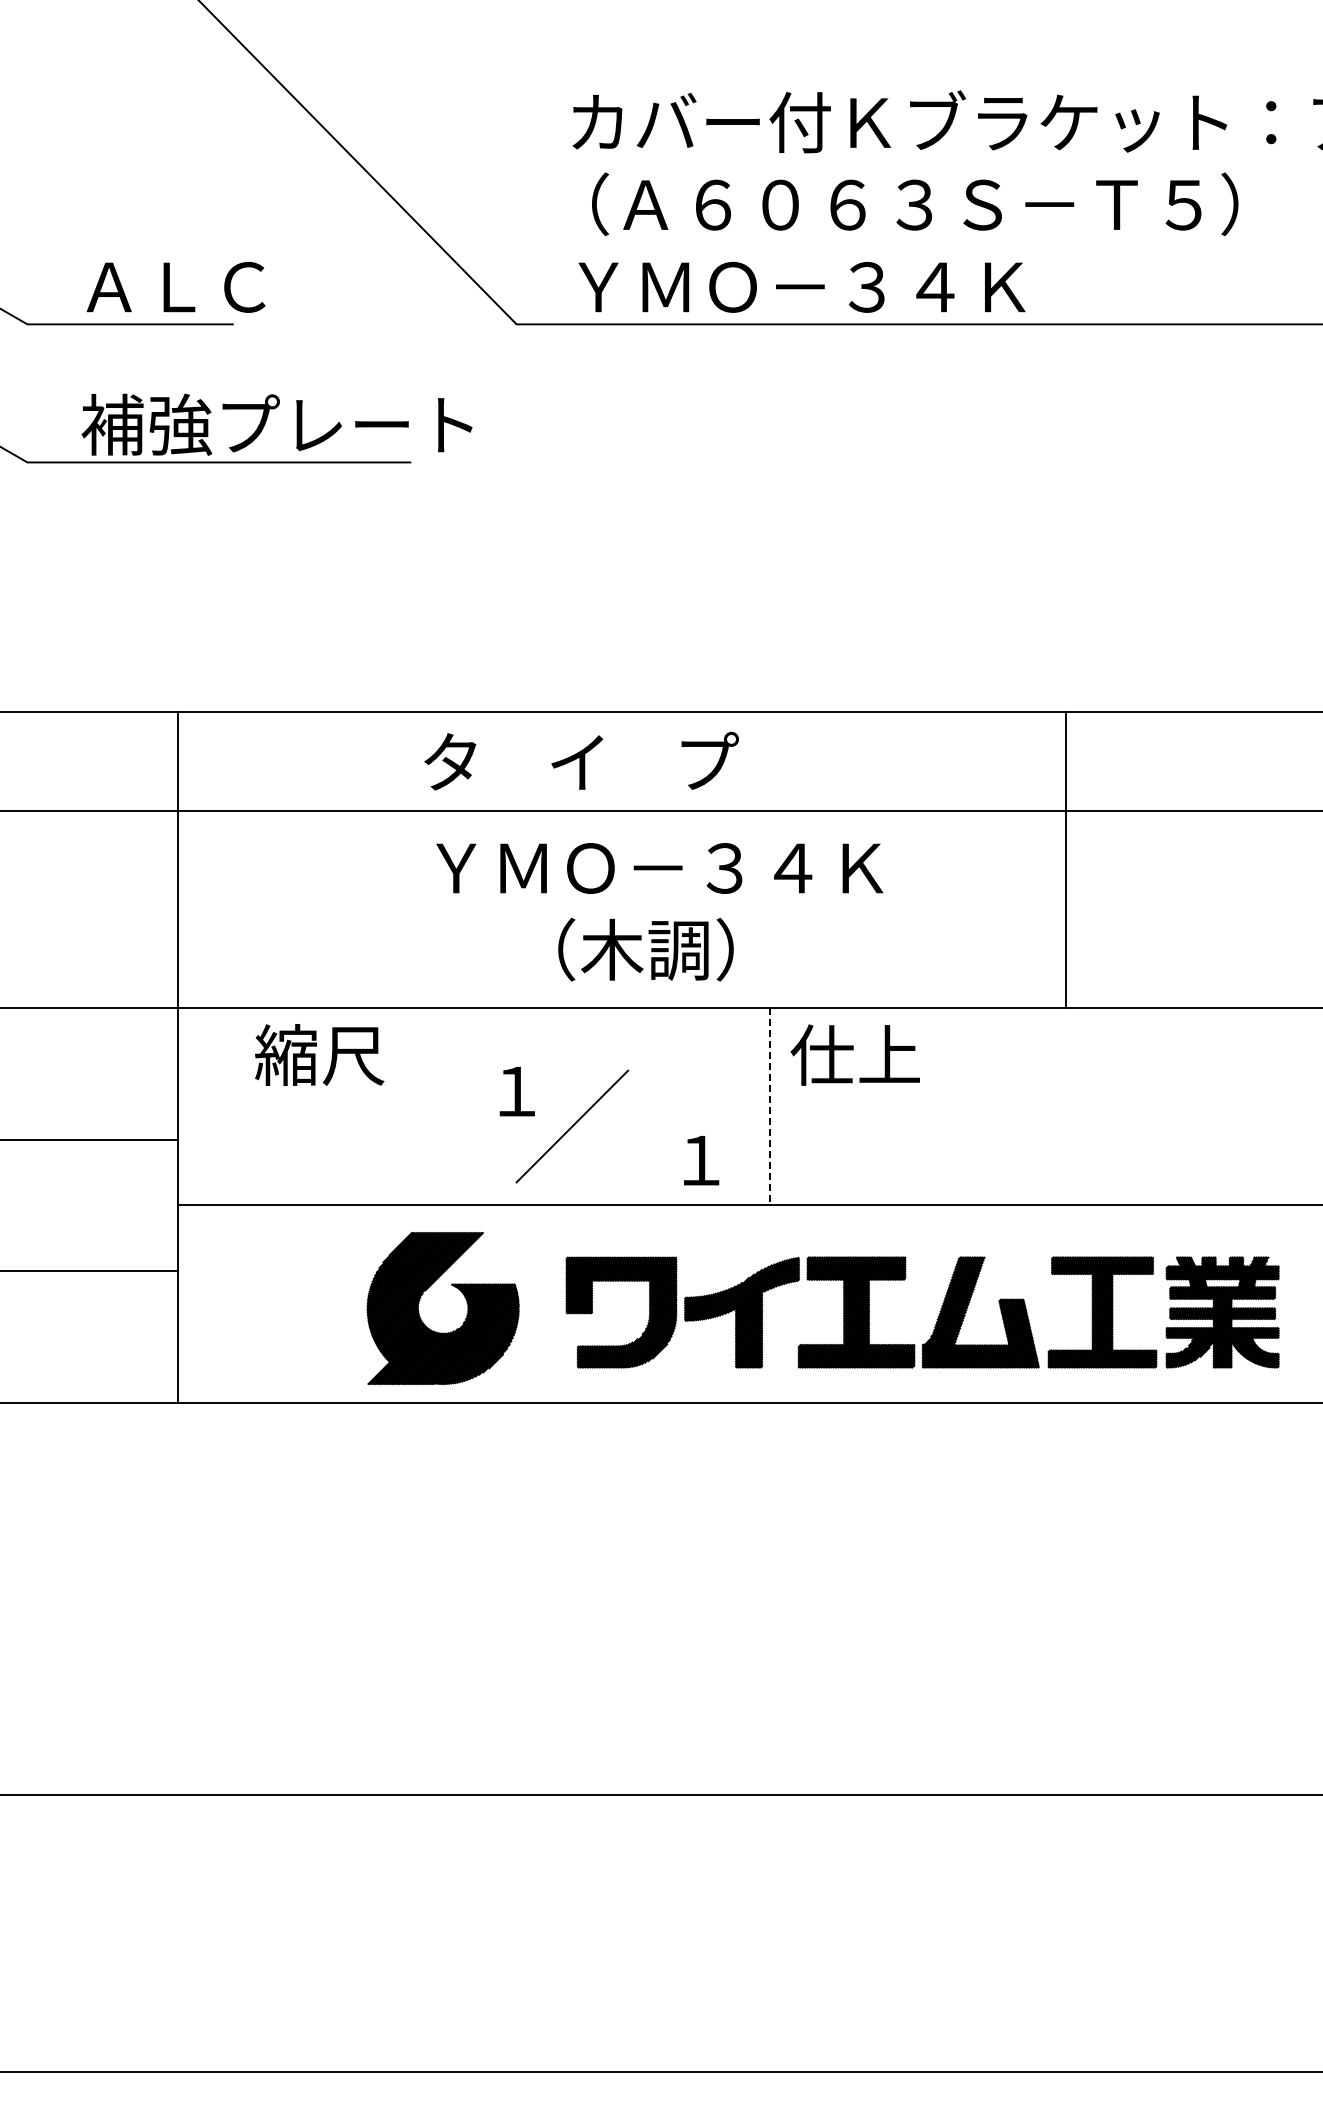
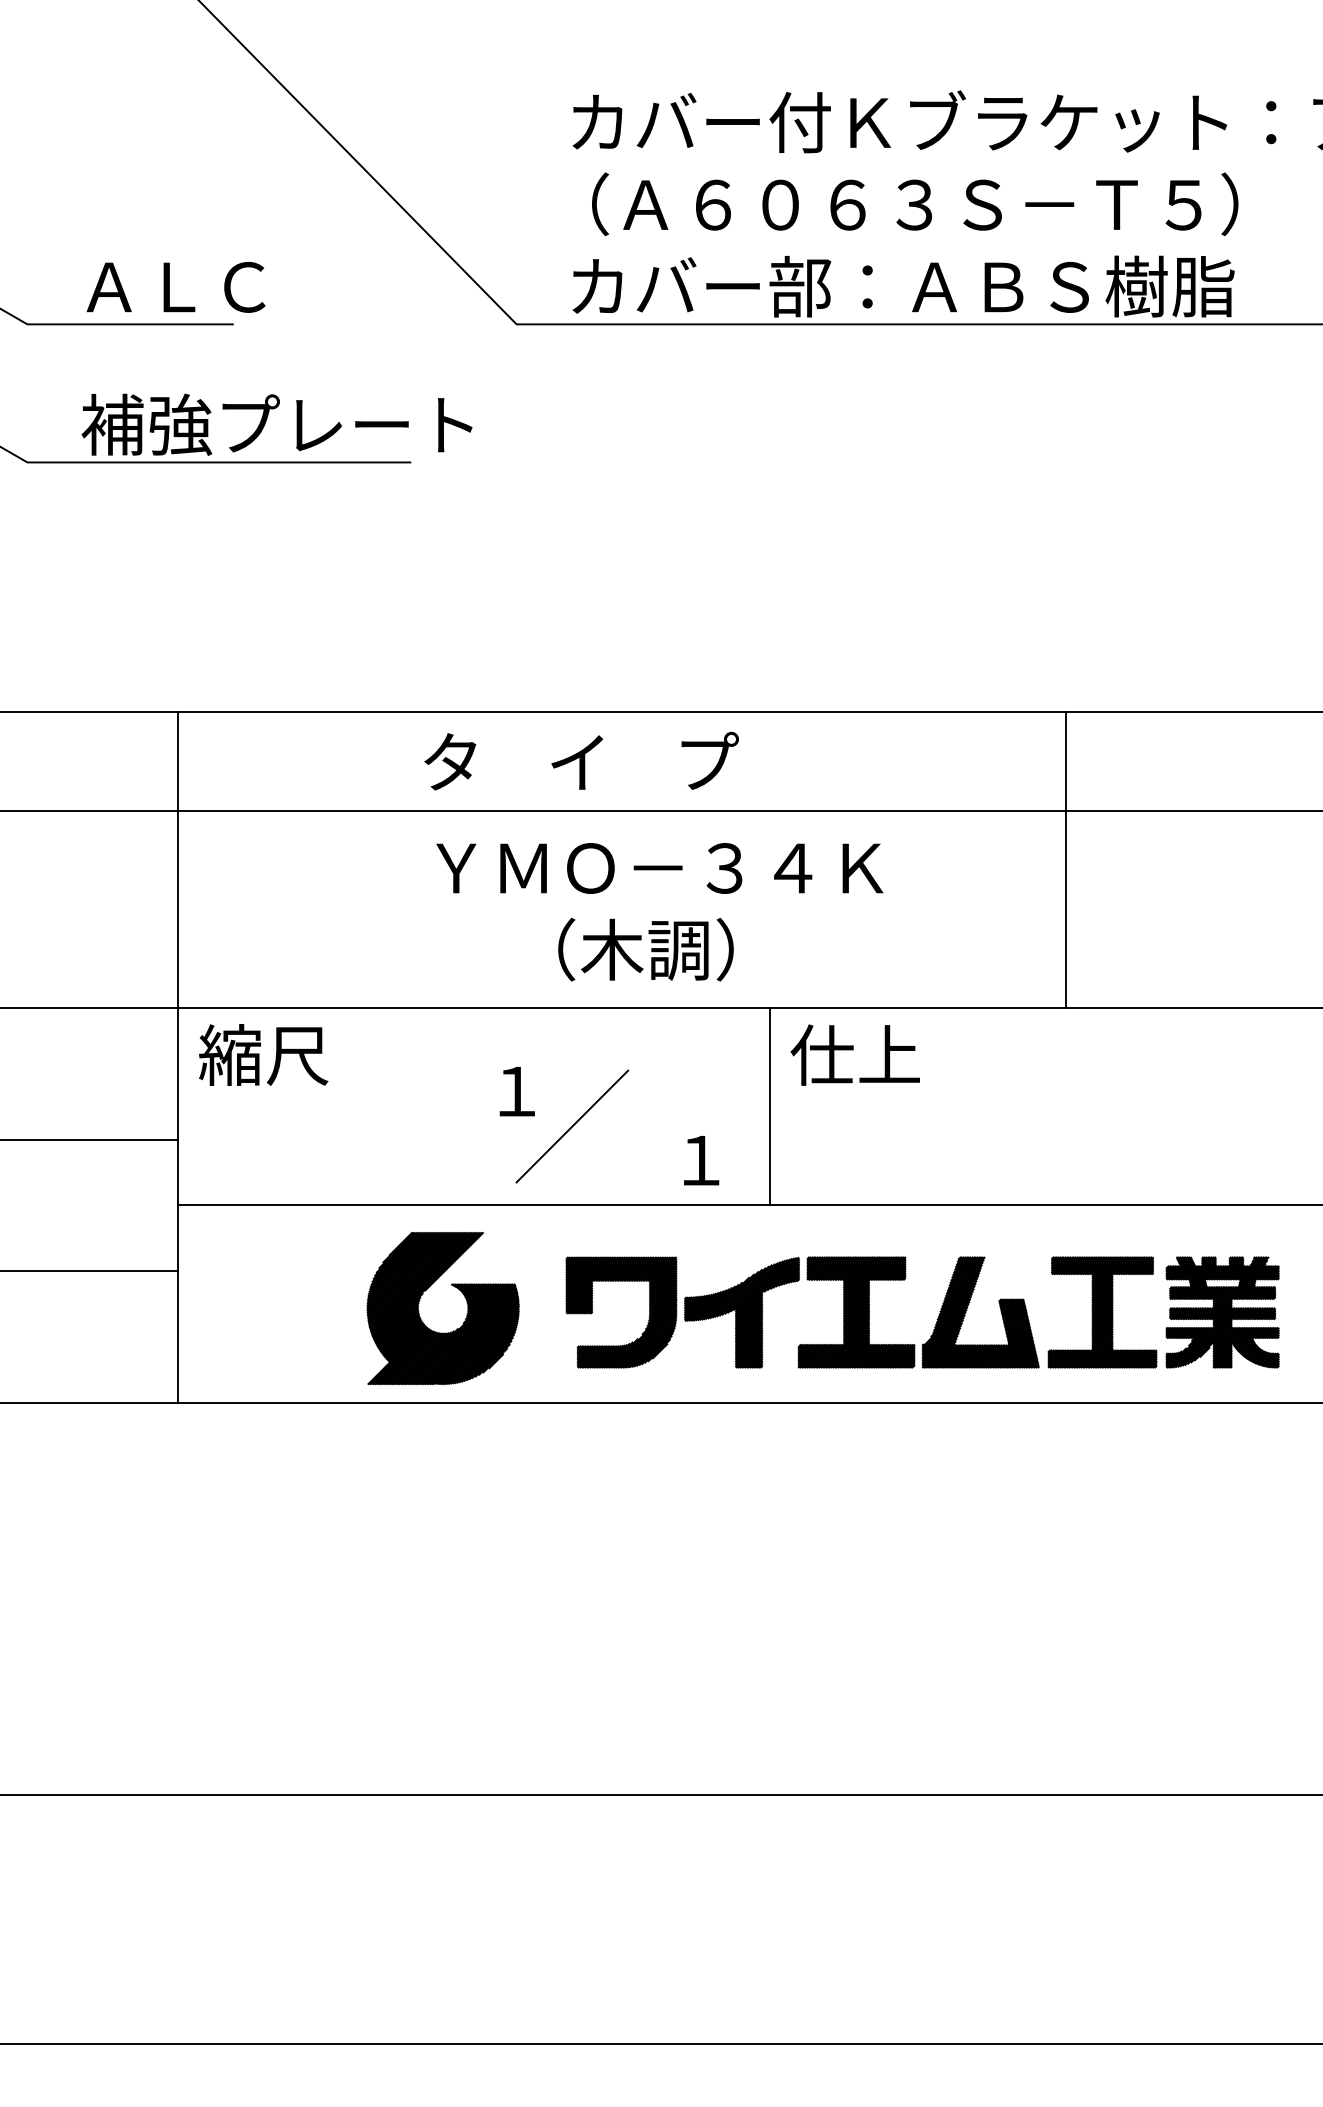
text: ＹＭＯ－３４Ｋ -> カバー部：ＡＢＳ樹脂 (903, 286)
text position: (319, 1054) -> (263, 1054) (263, 1054)
line: dashed -> solid (769, 1106)
line position: (660, 2071) -> (660, 2043) (660, 2043)
